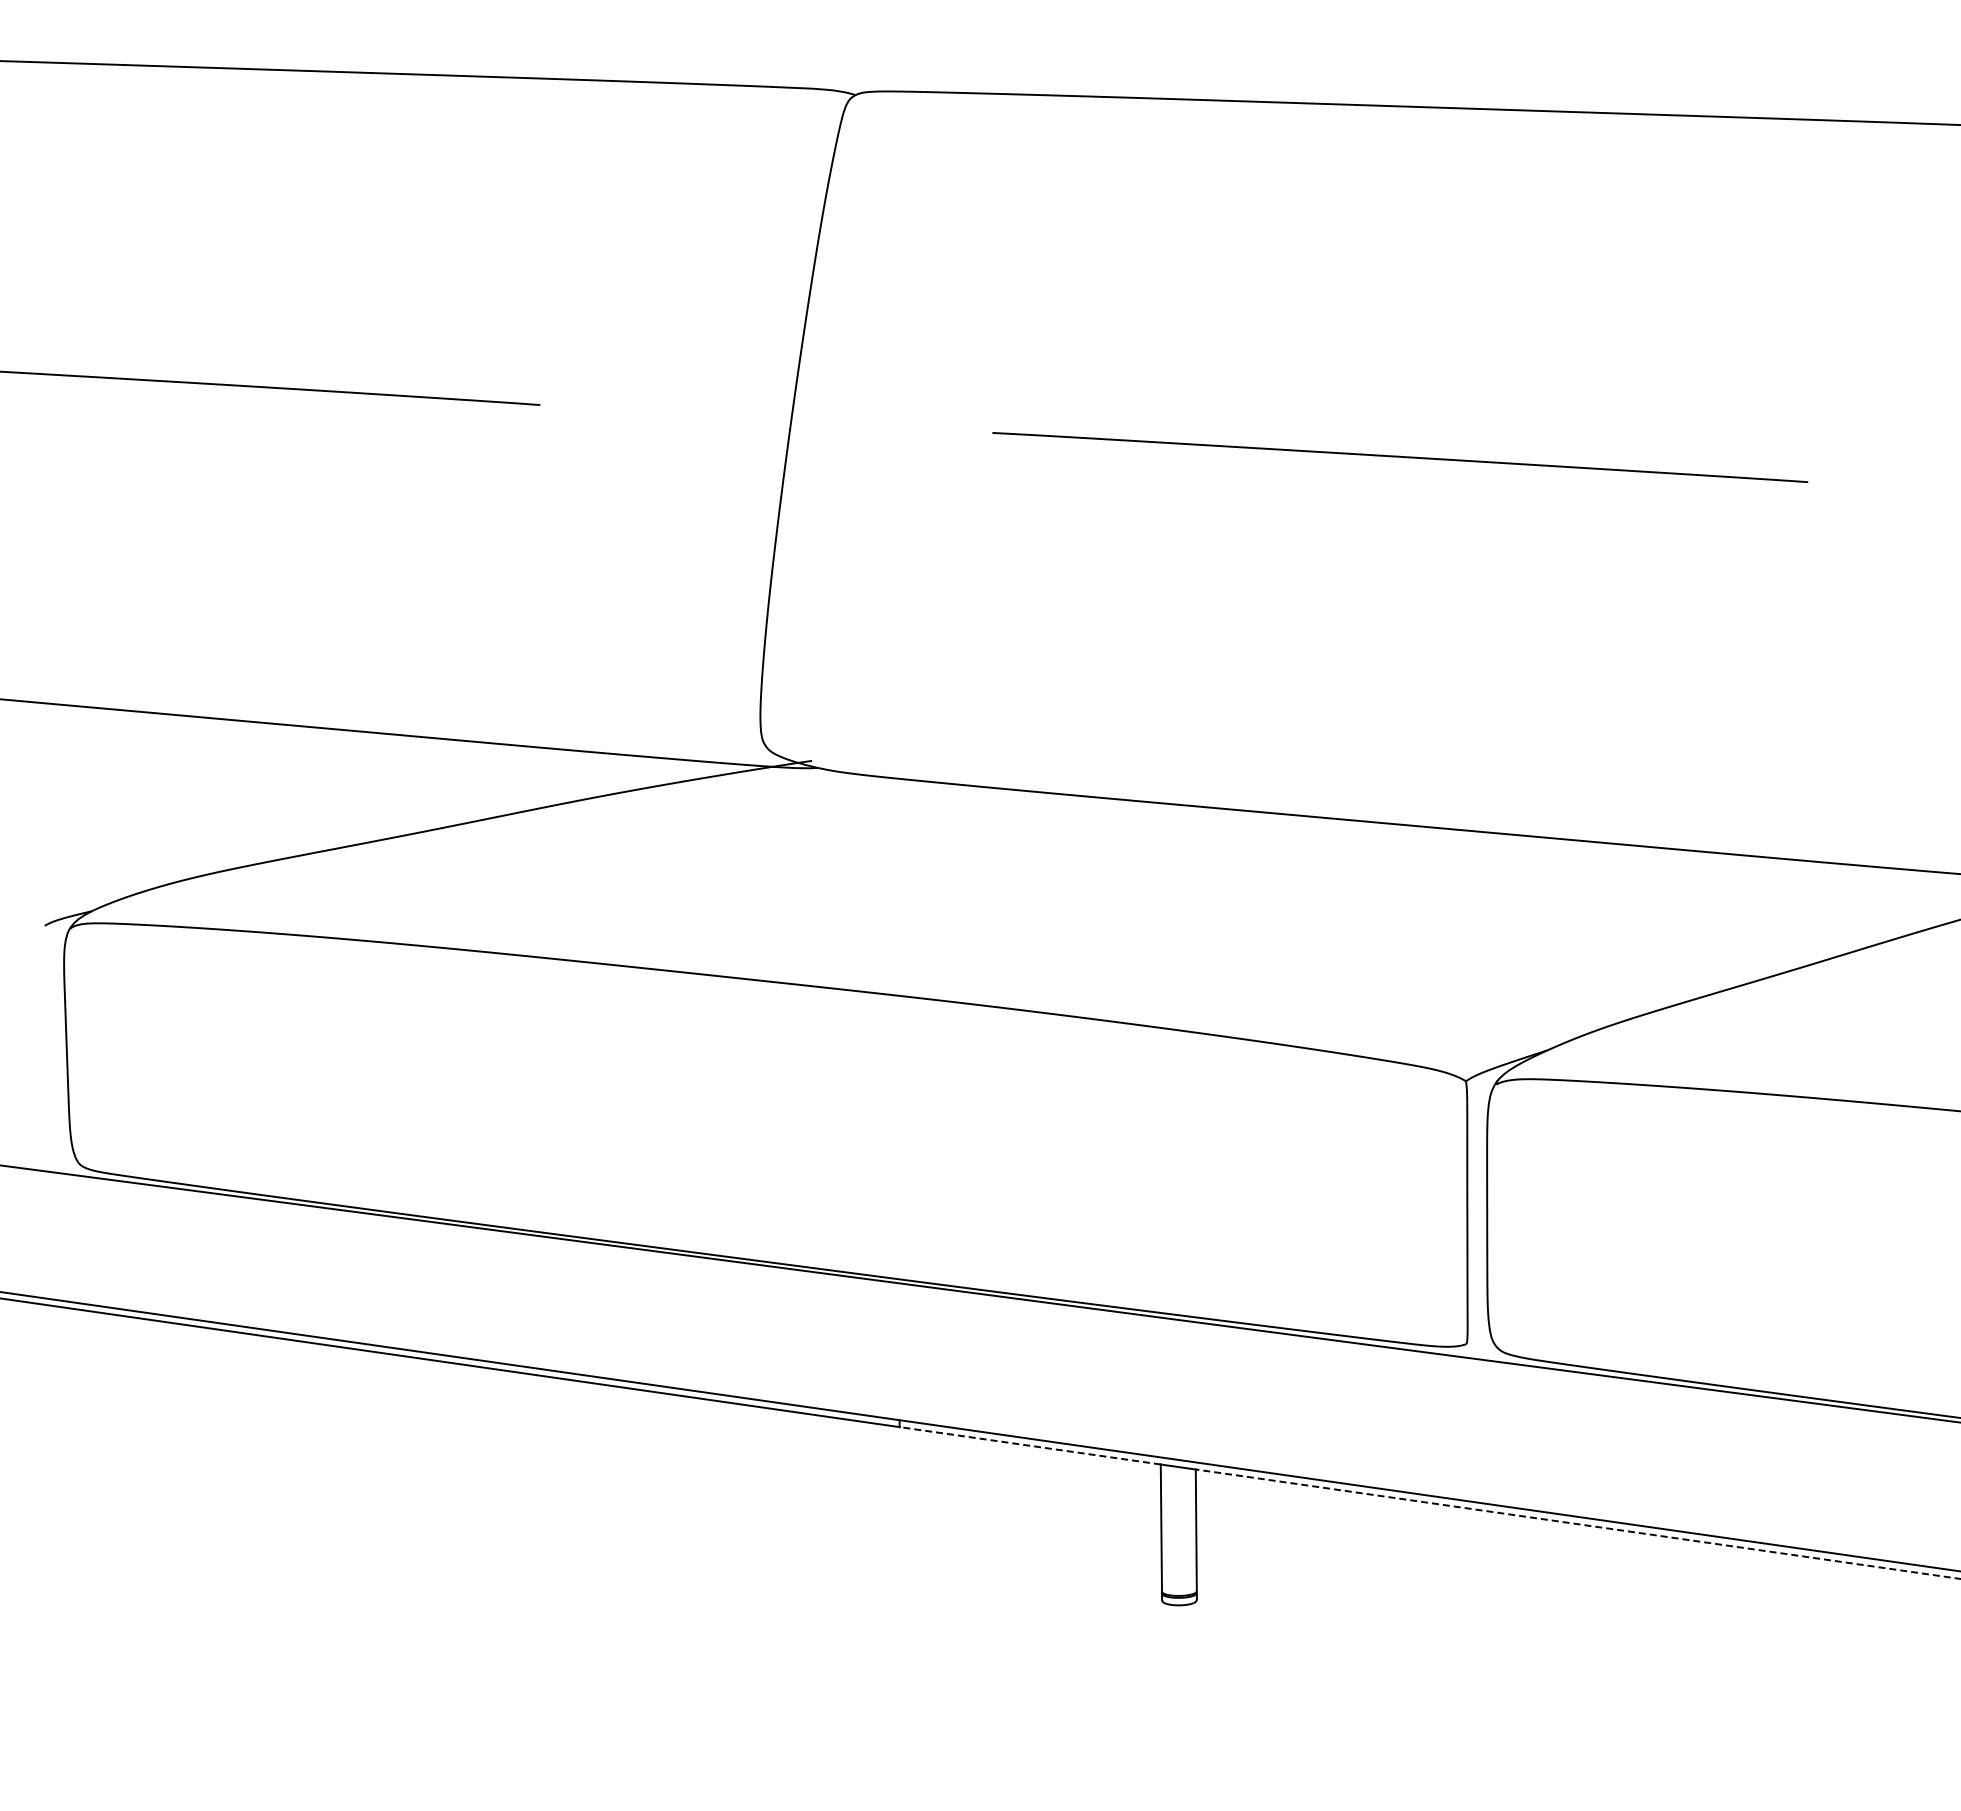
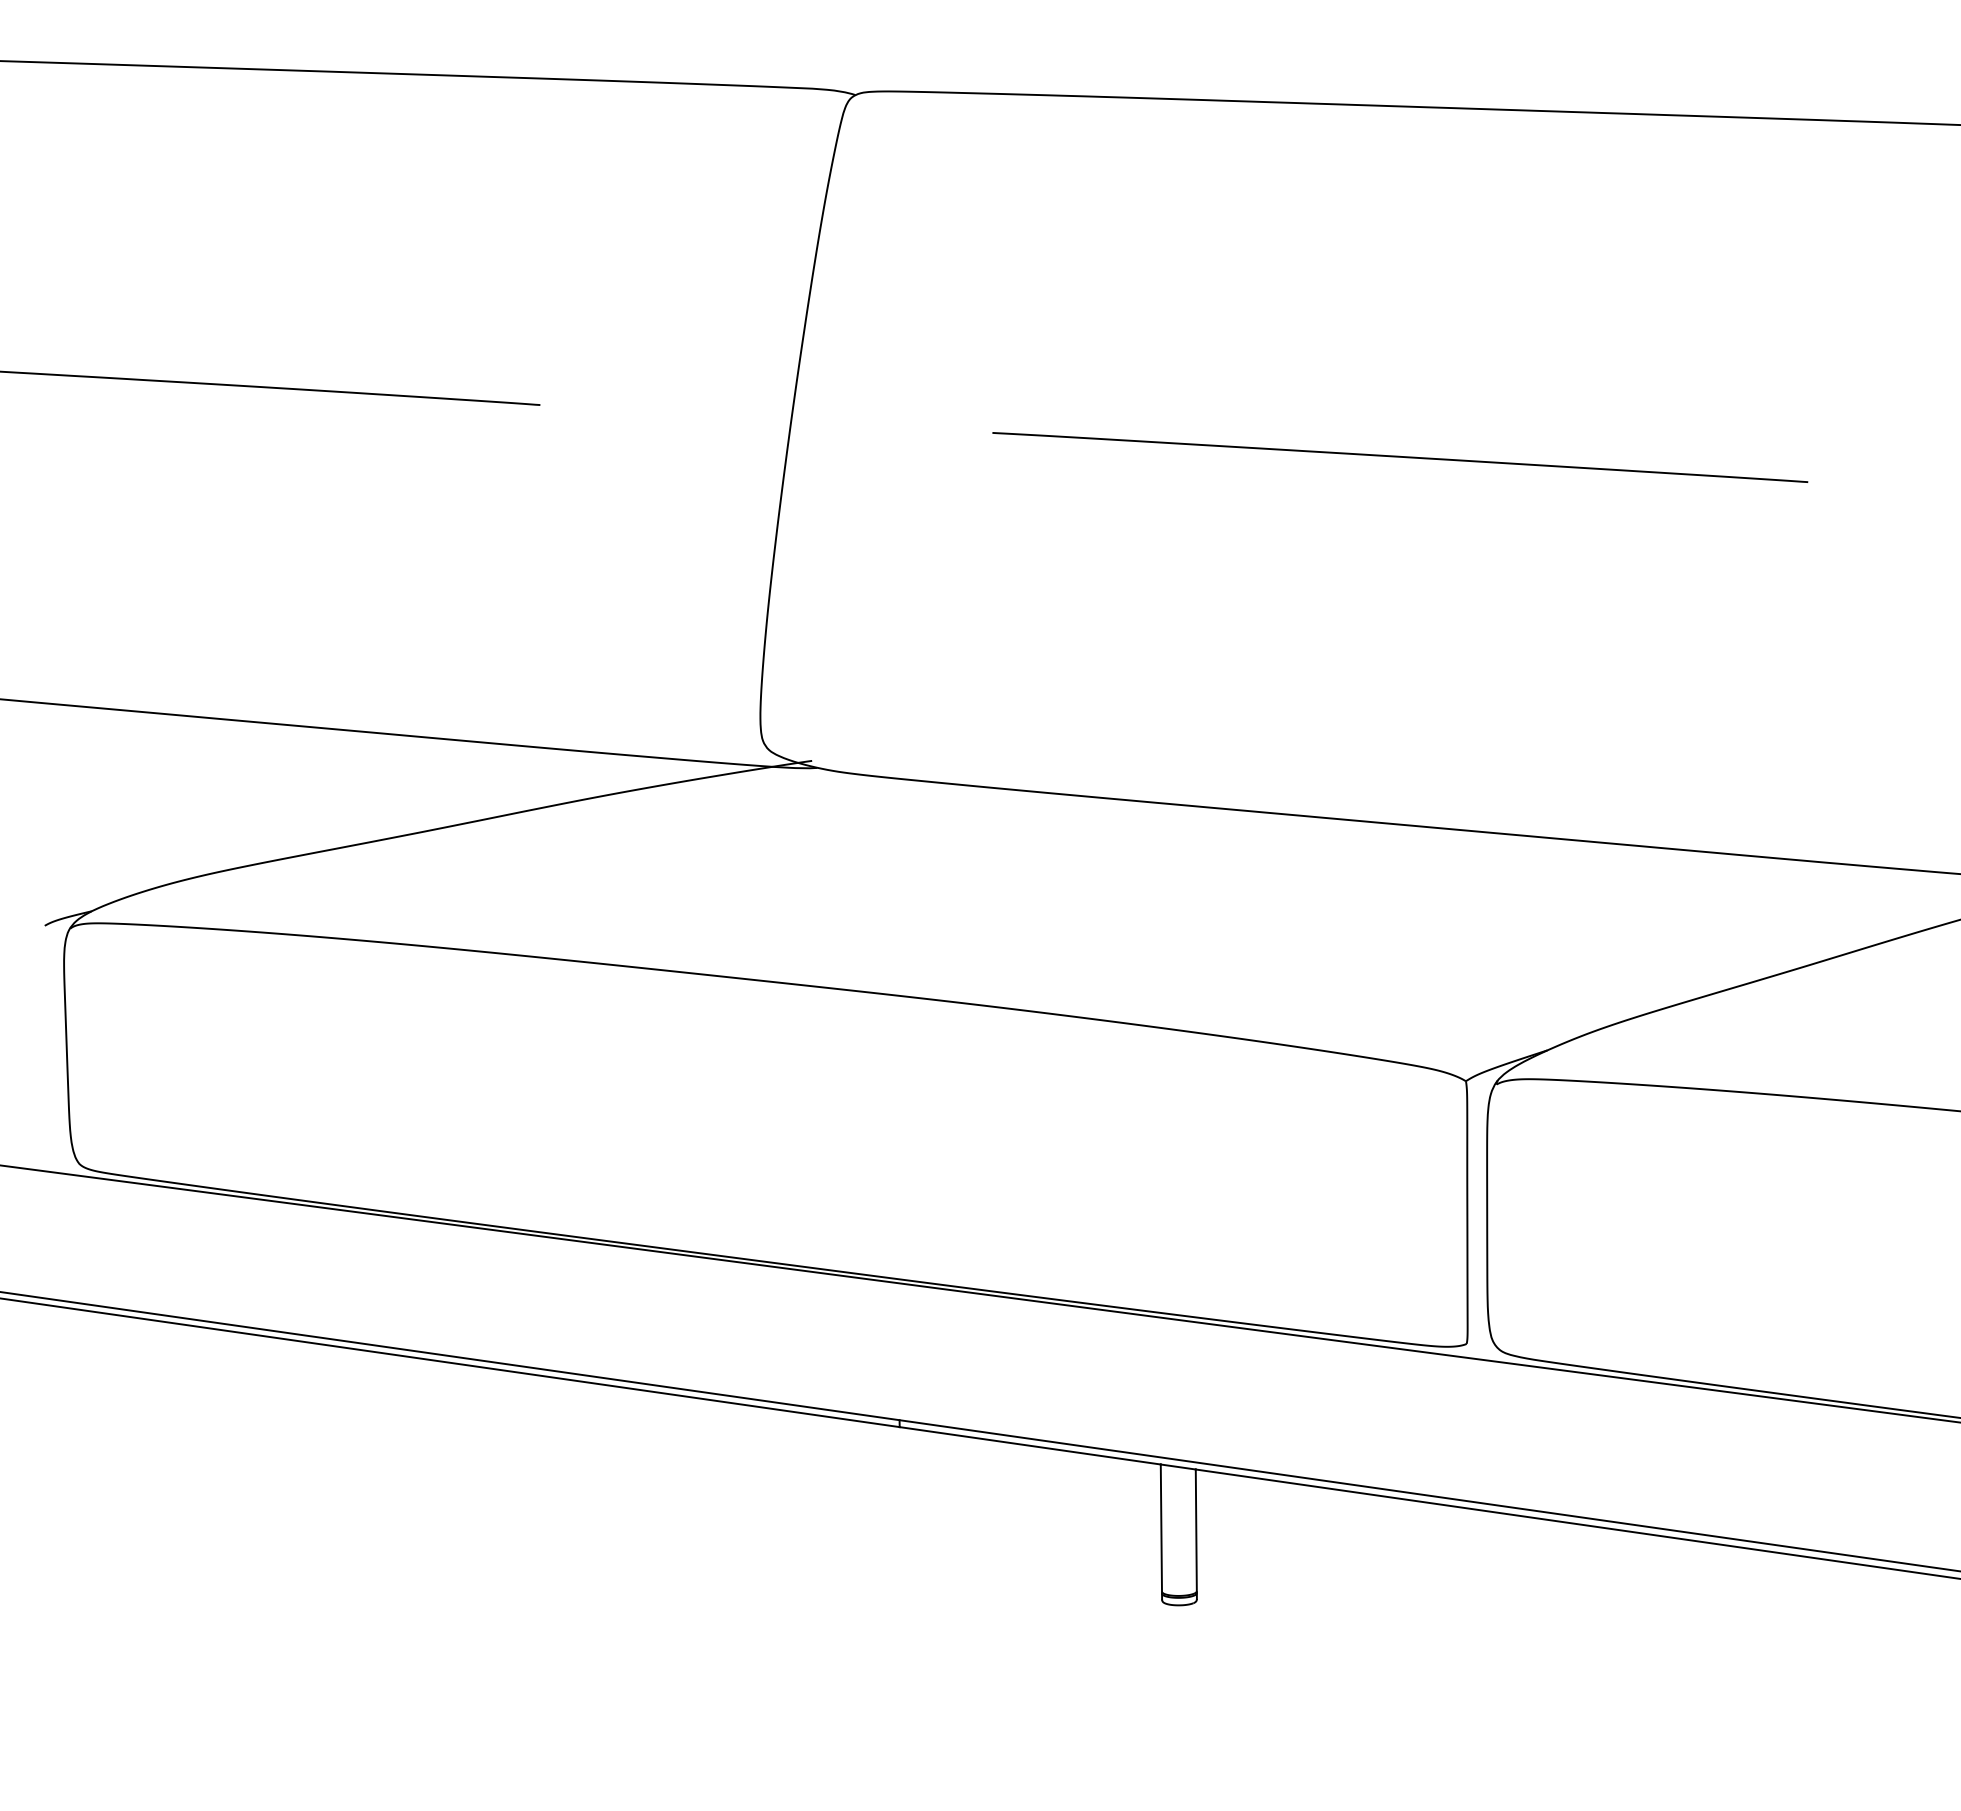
line: dashed -> solid (1030, 1445)
line: dashed -> solid (1577, 1524)
